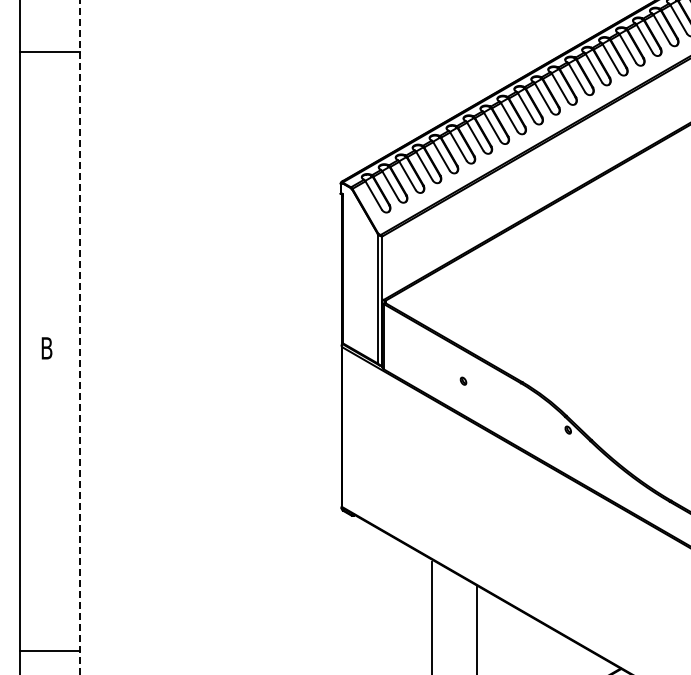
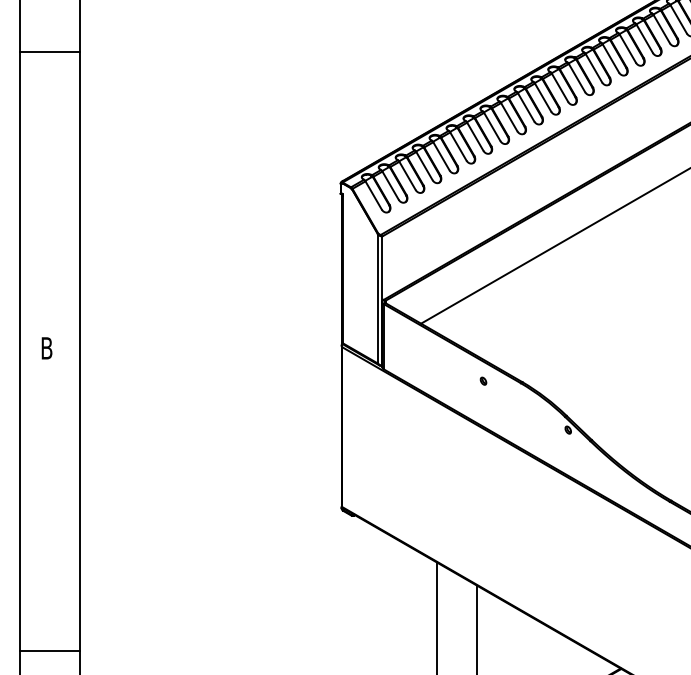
line: none -> present (554, 246)
line: dashed -> solid (79, 337)
part position: (463, 380) -> (483, 380) (483, 380)
line position: (431, 616) -> (436, 616) (436, 616)
